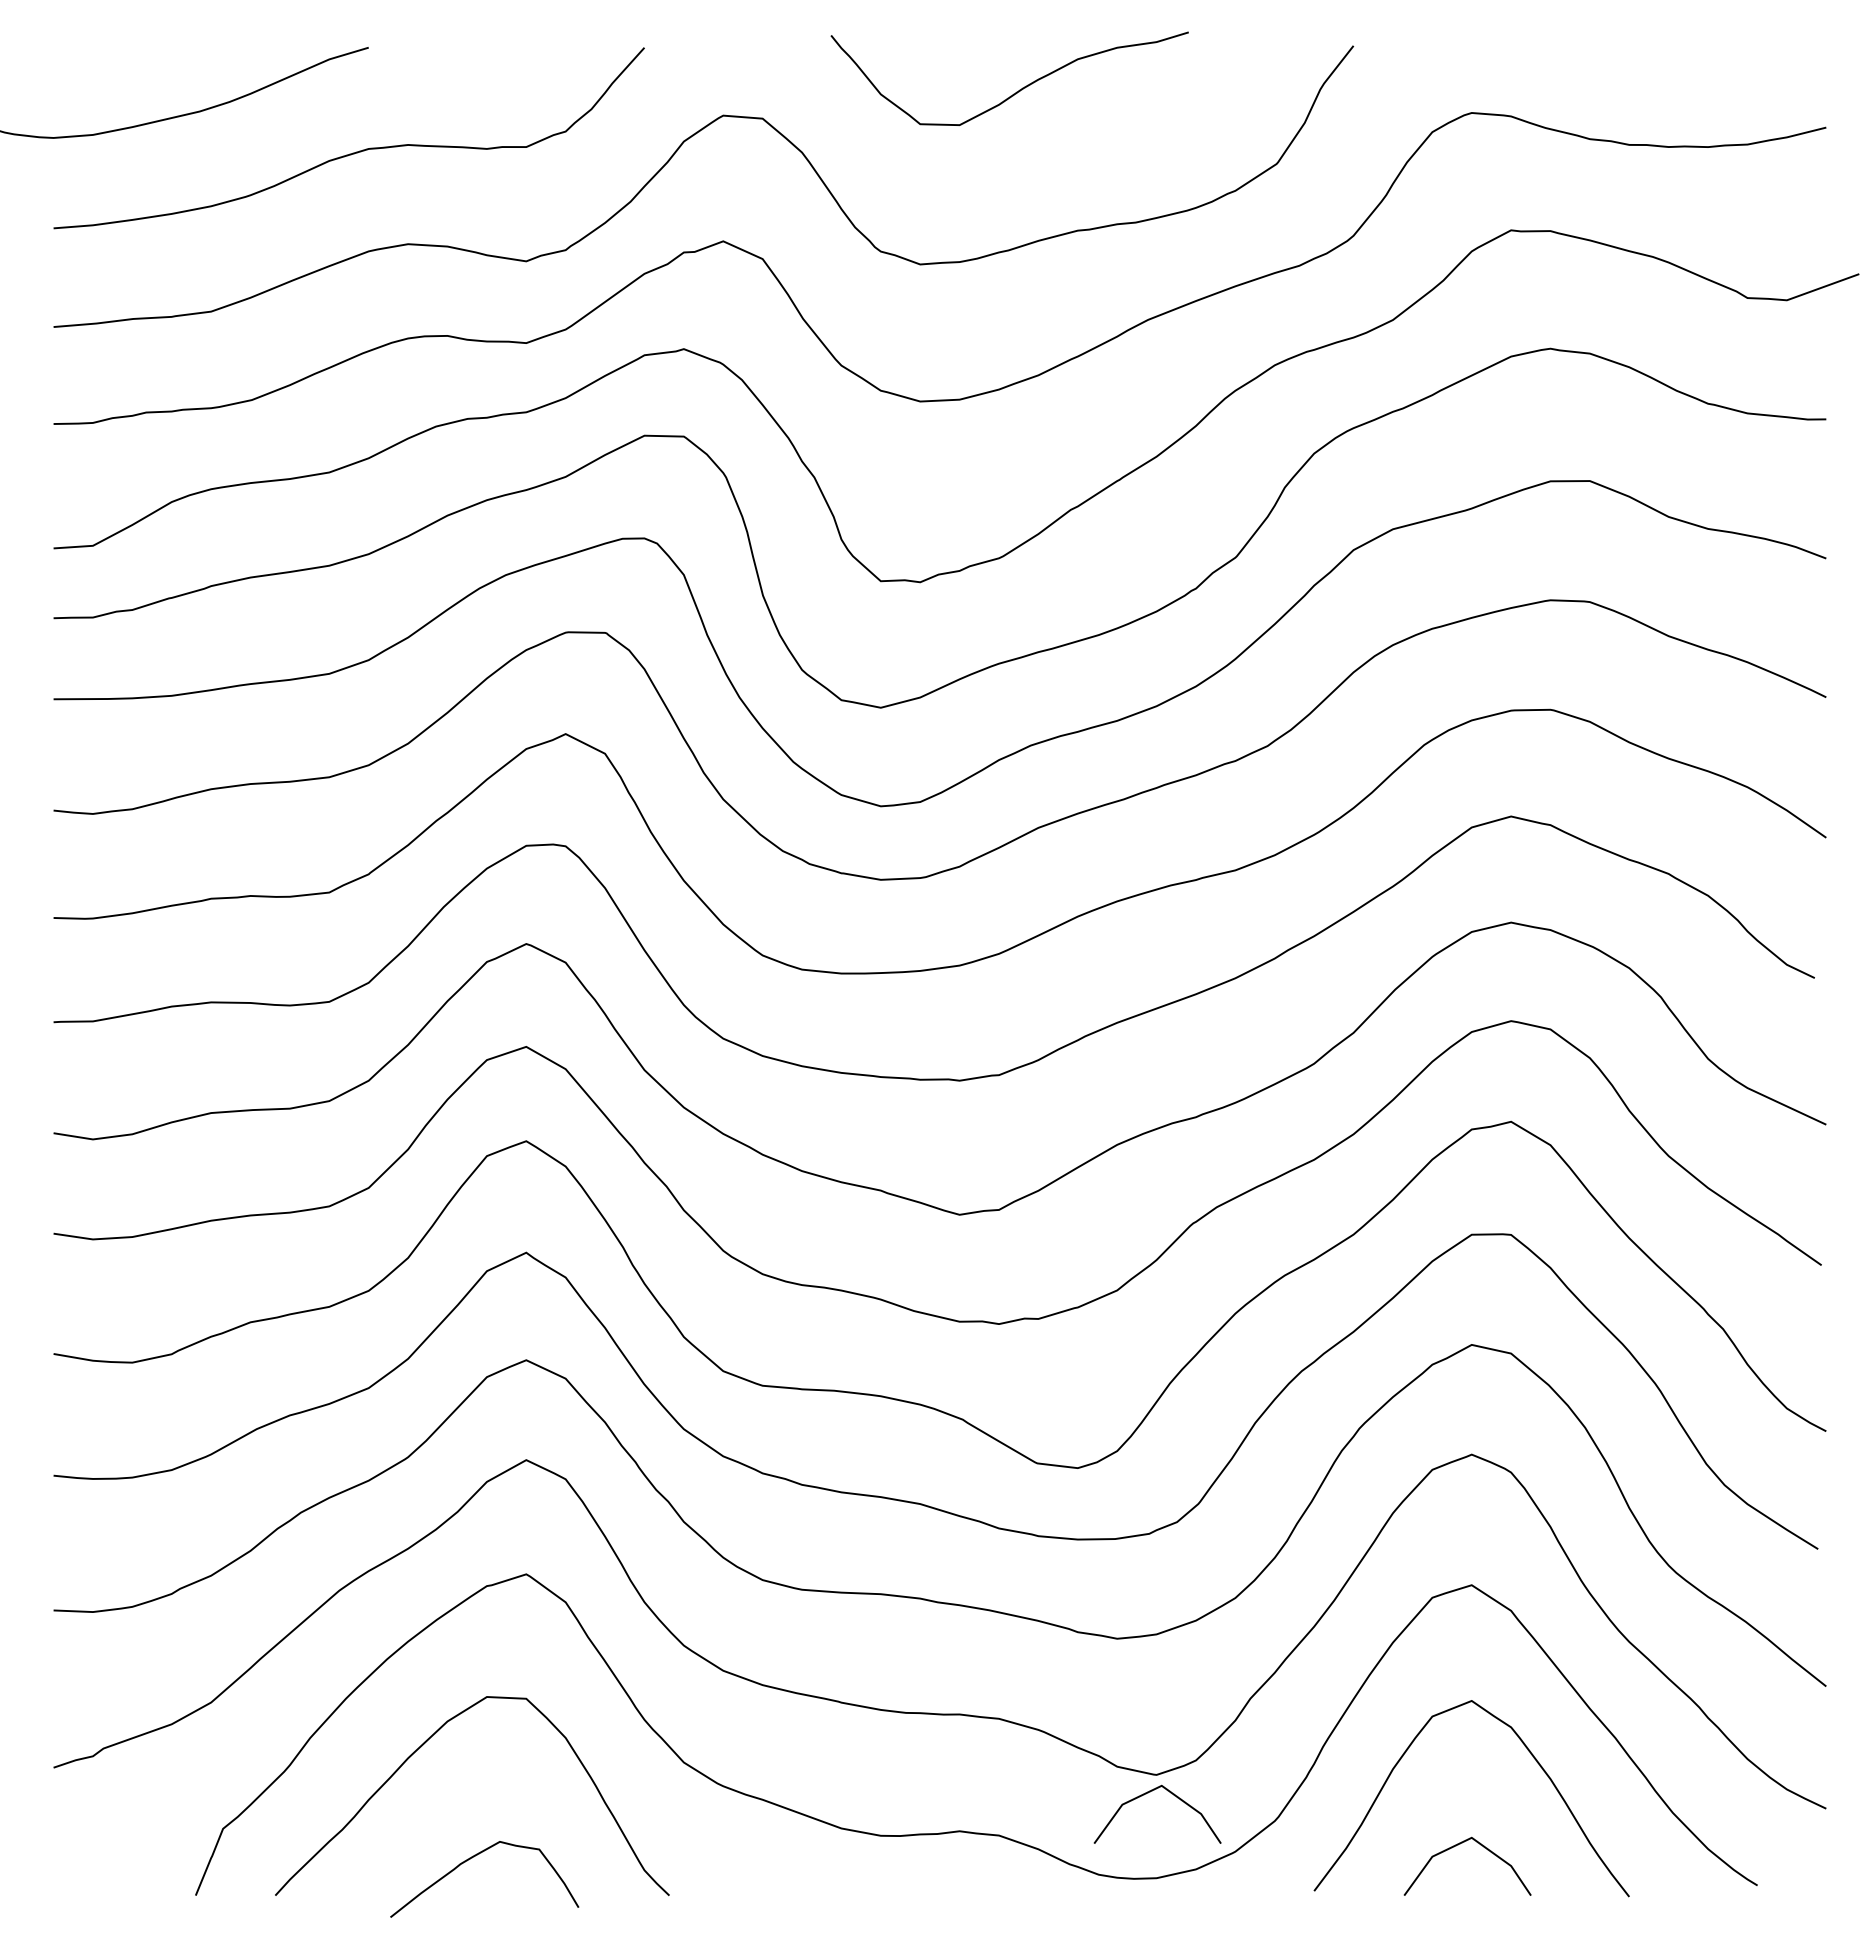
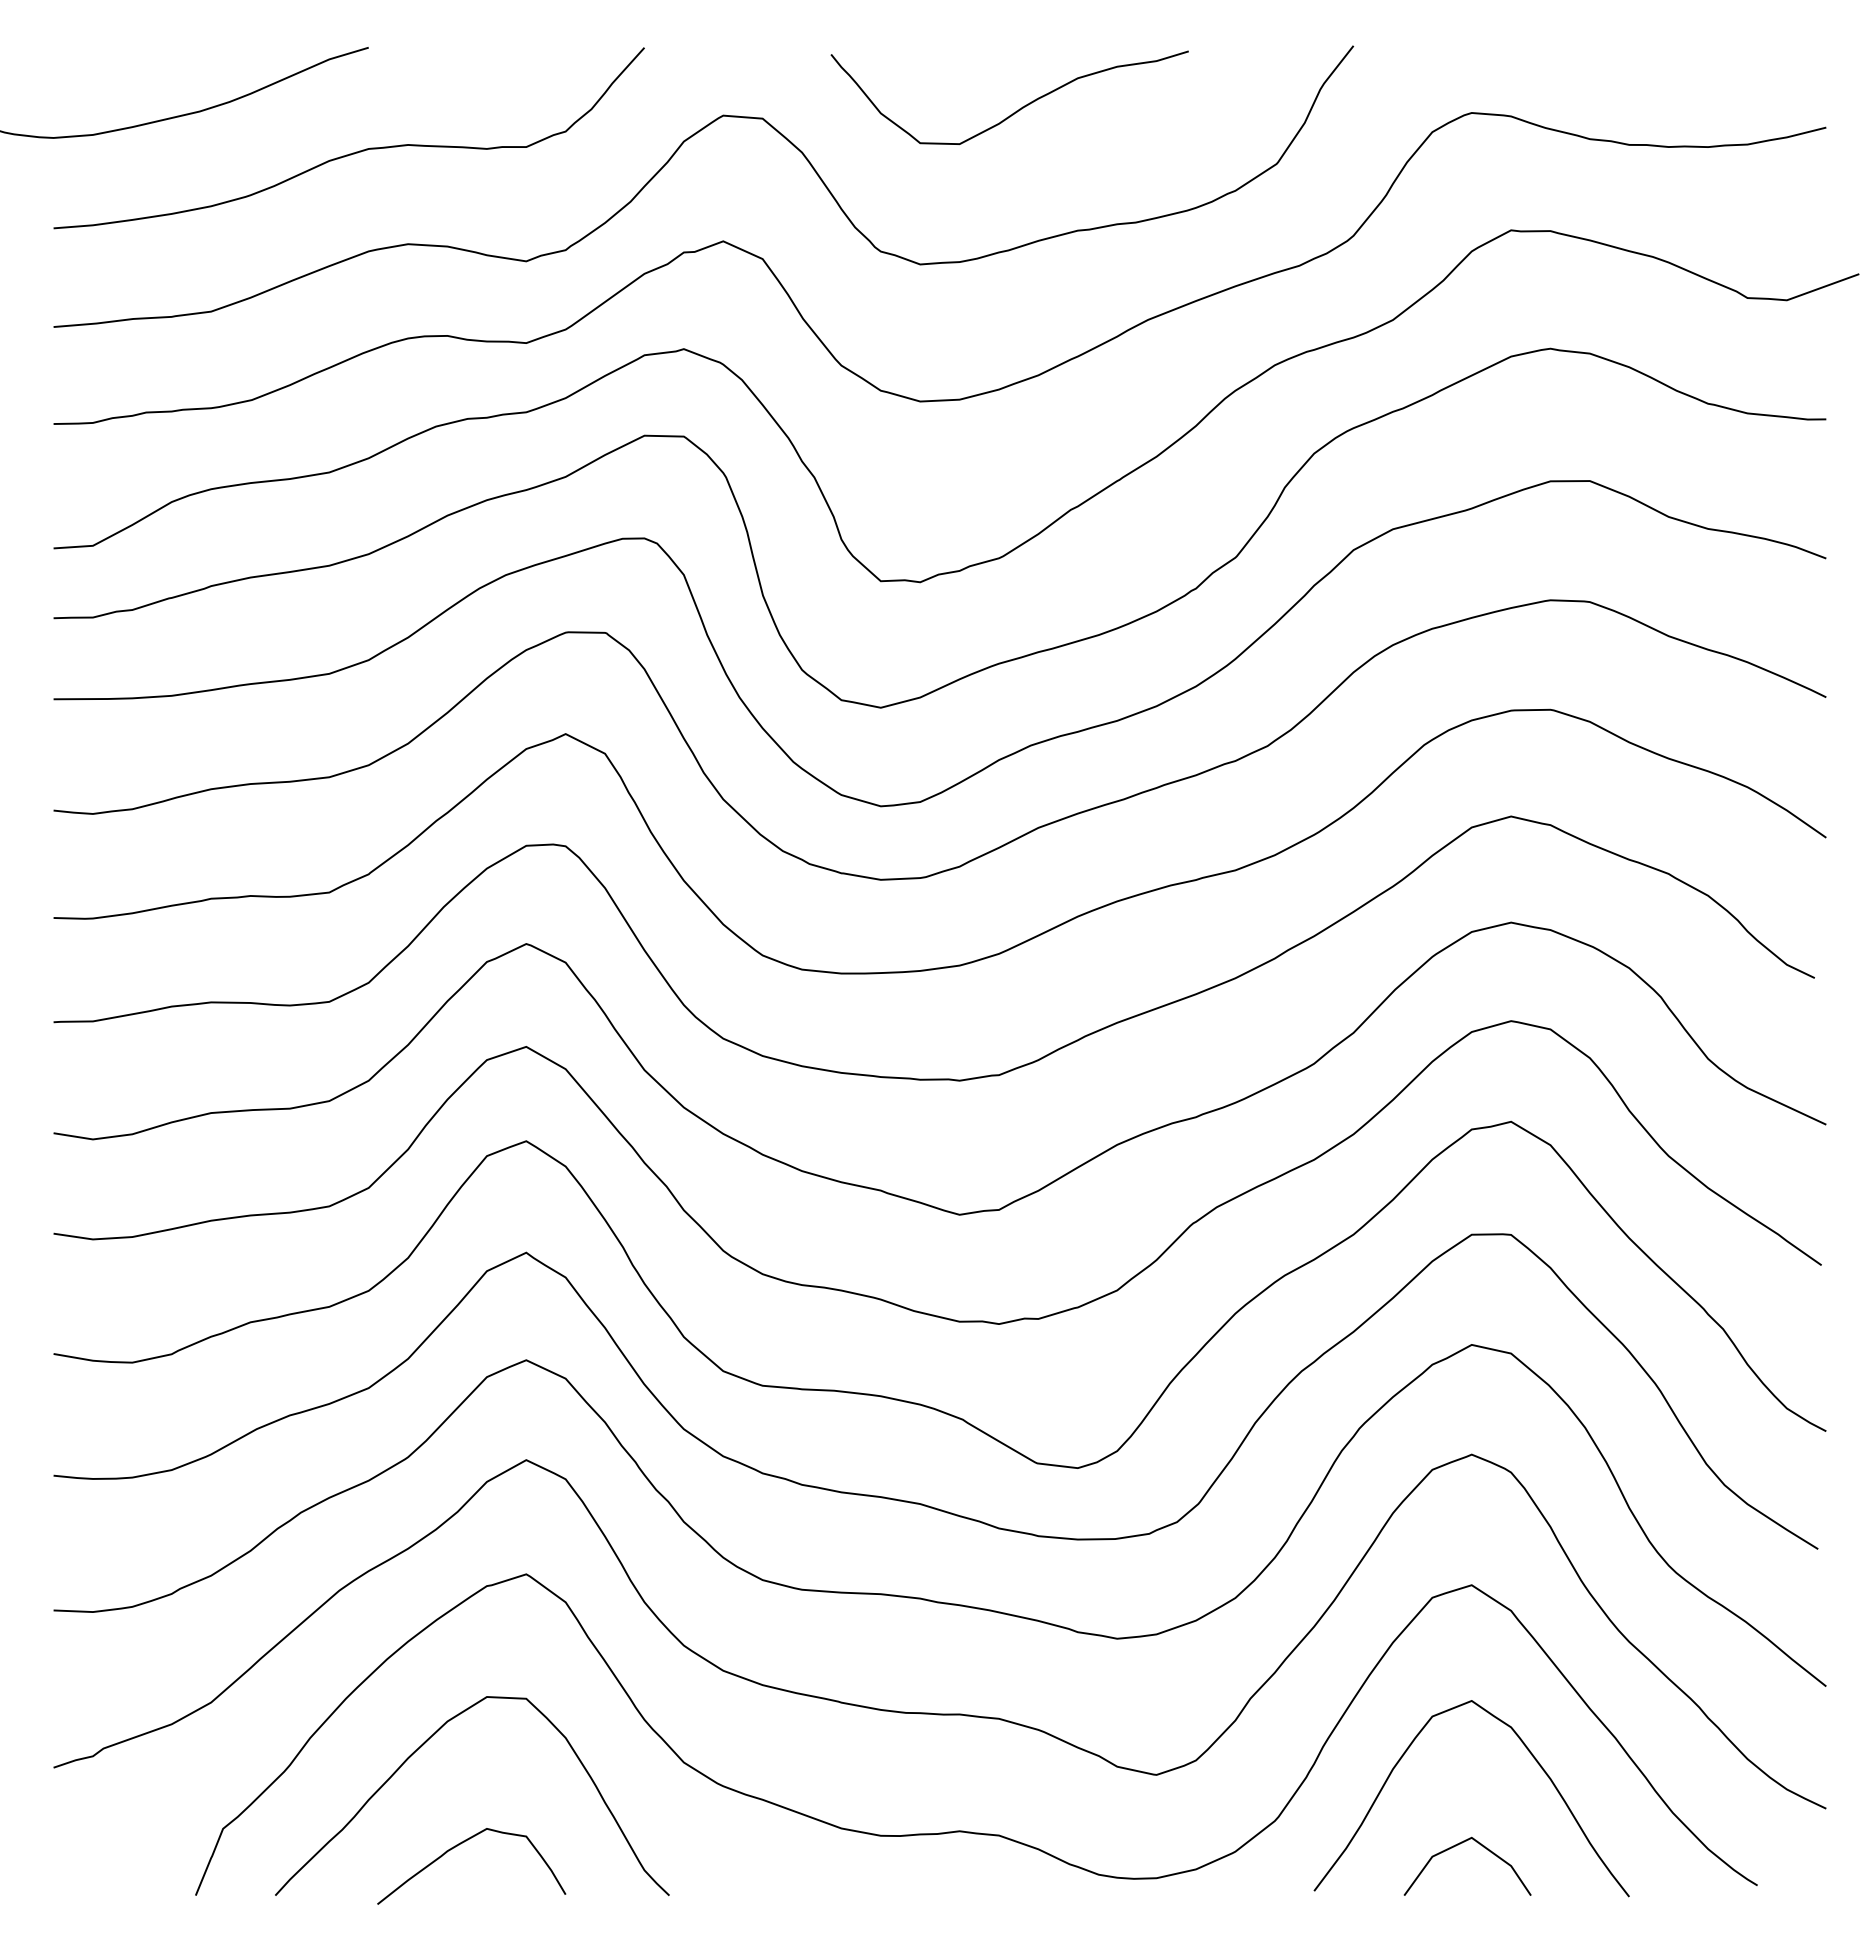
curve position: (1016, 91) -> (1016, 110) (1016, 110)
line: present -> none (1148, 1793)
curve position: (472, 1858) -> (459, 1845) (459, 1845)
